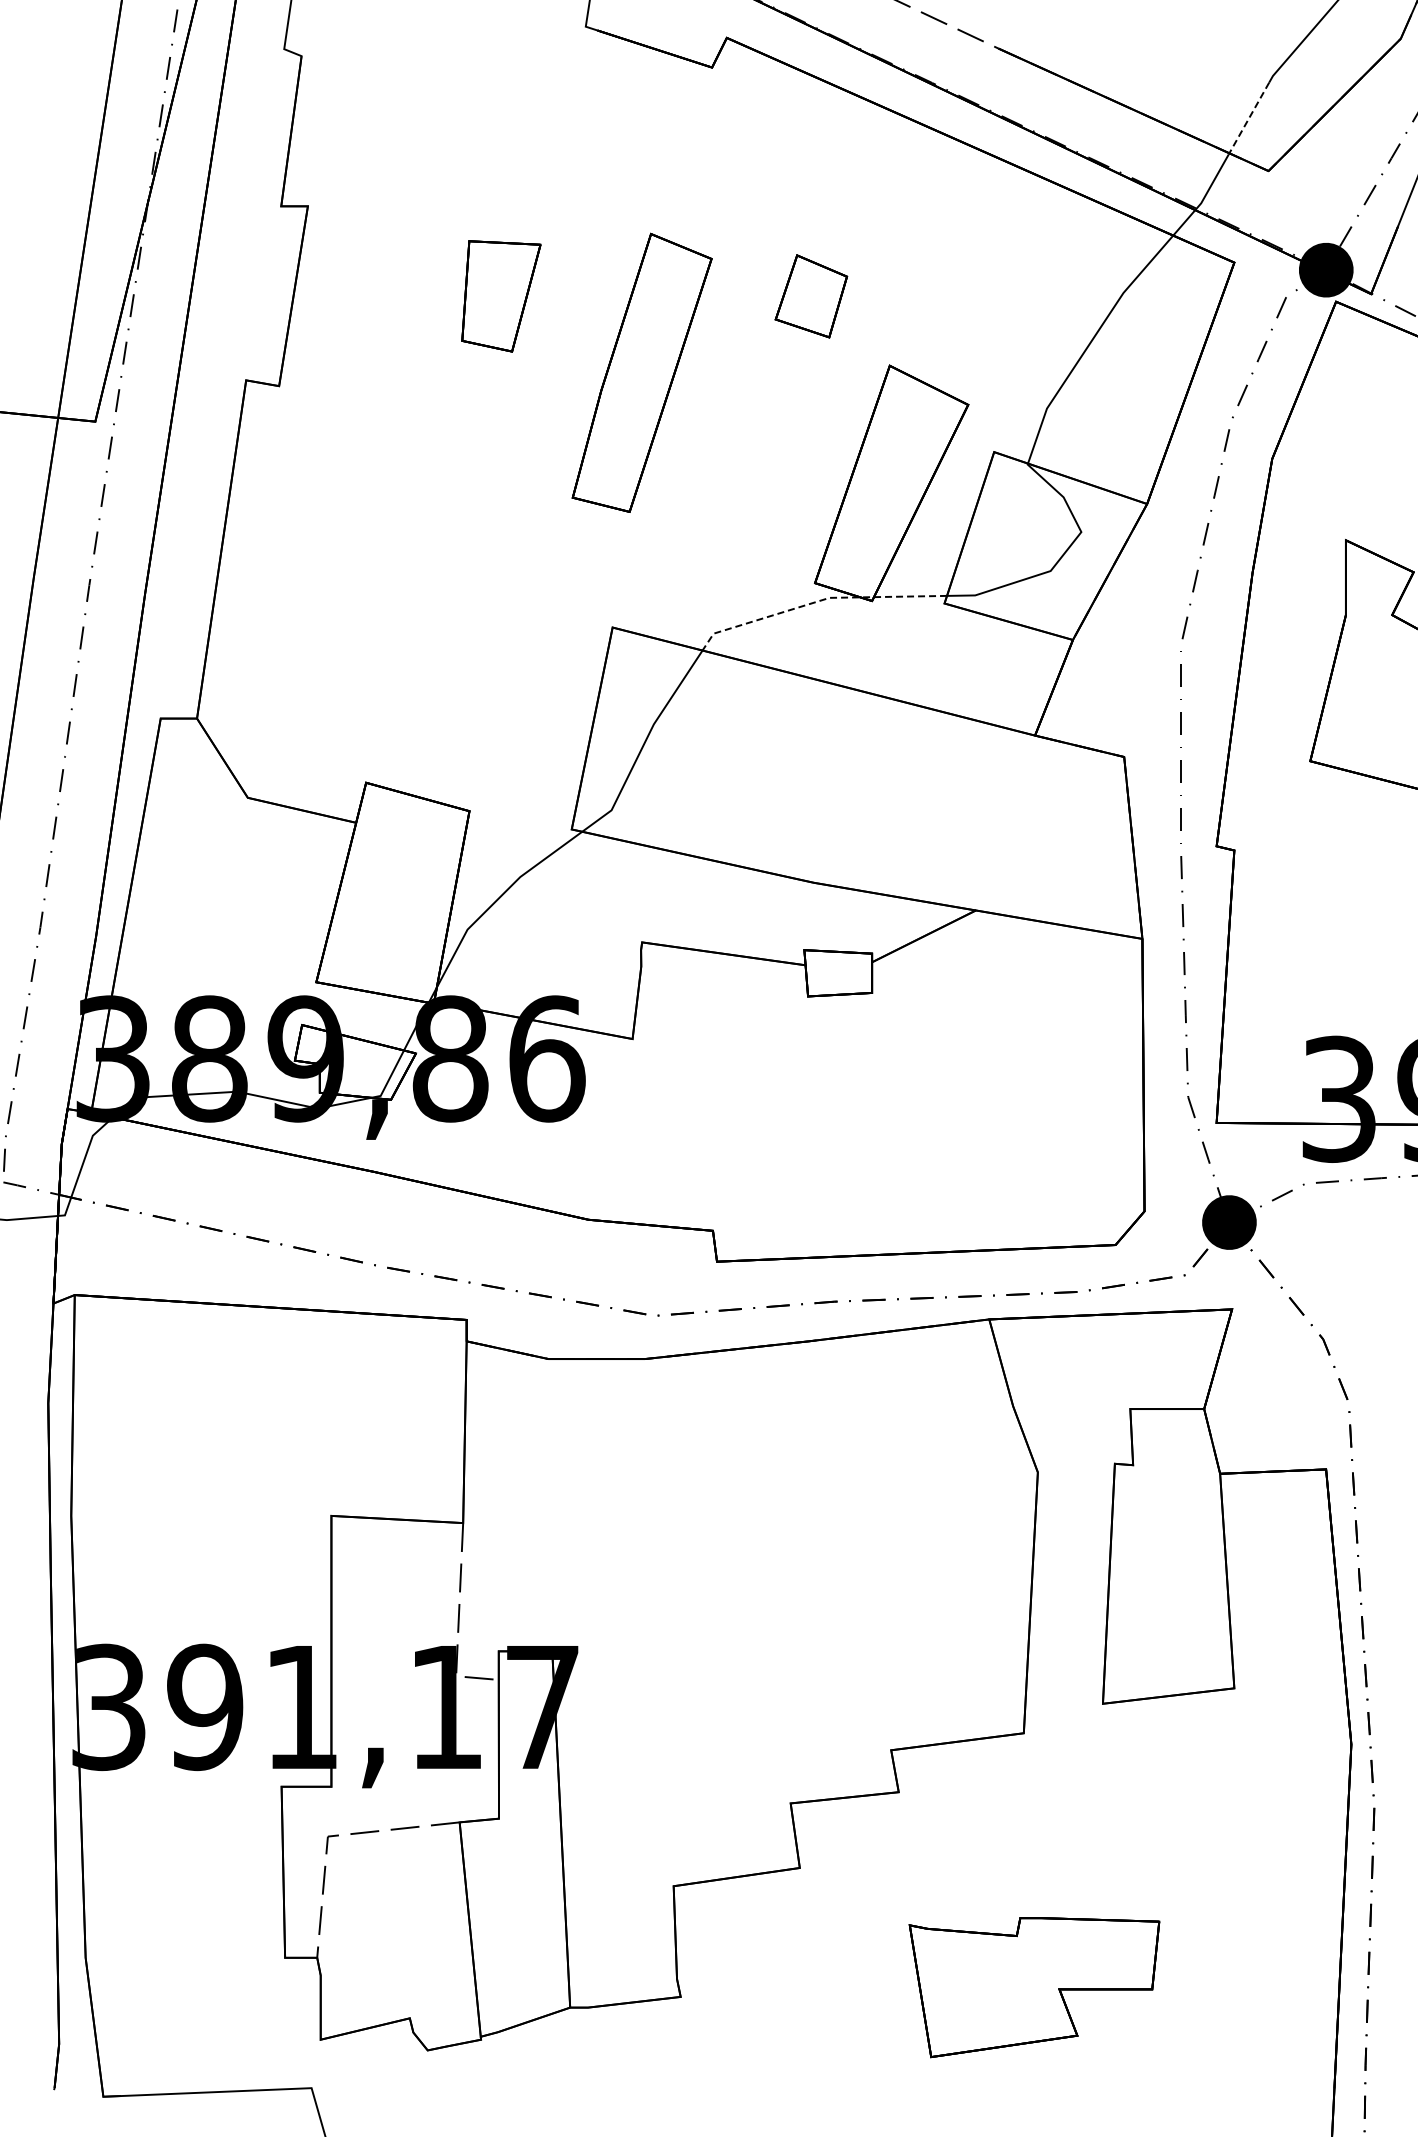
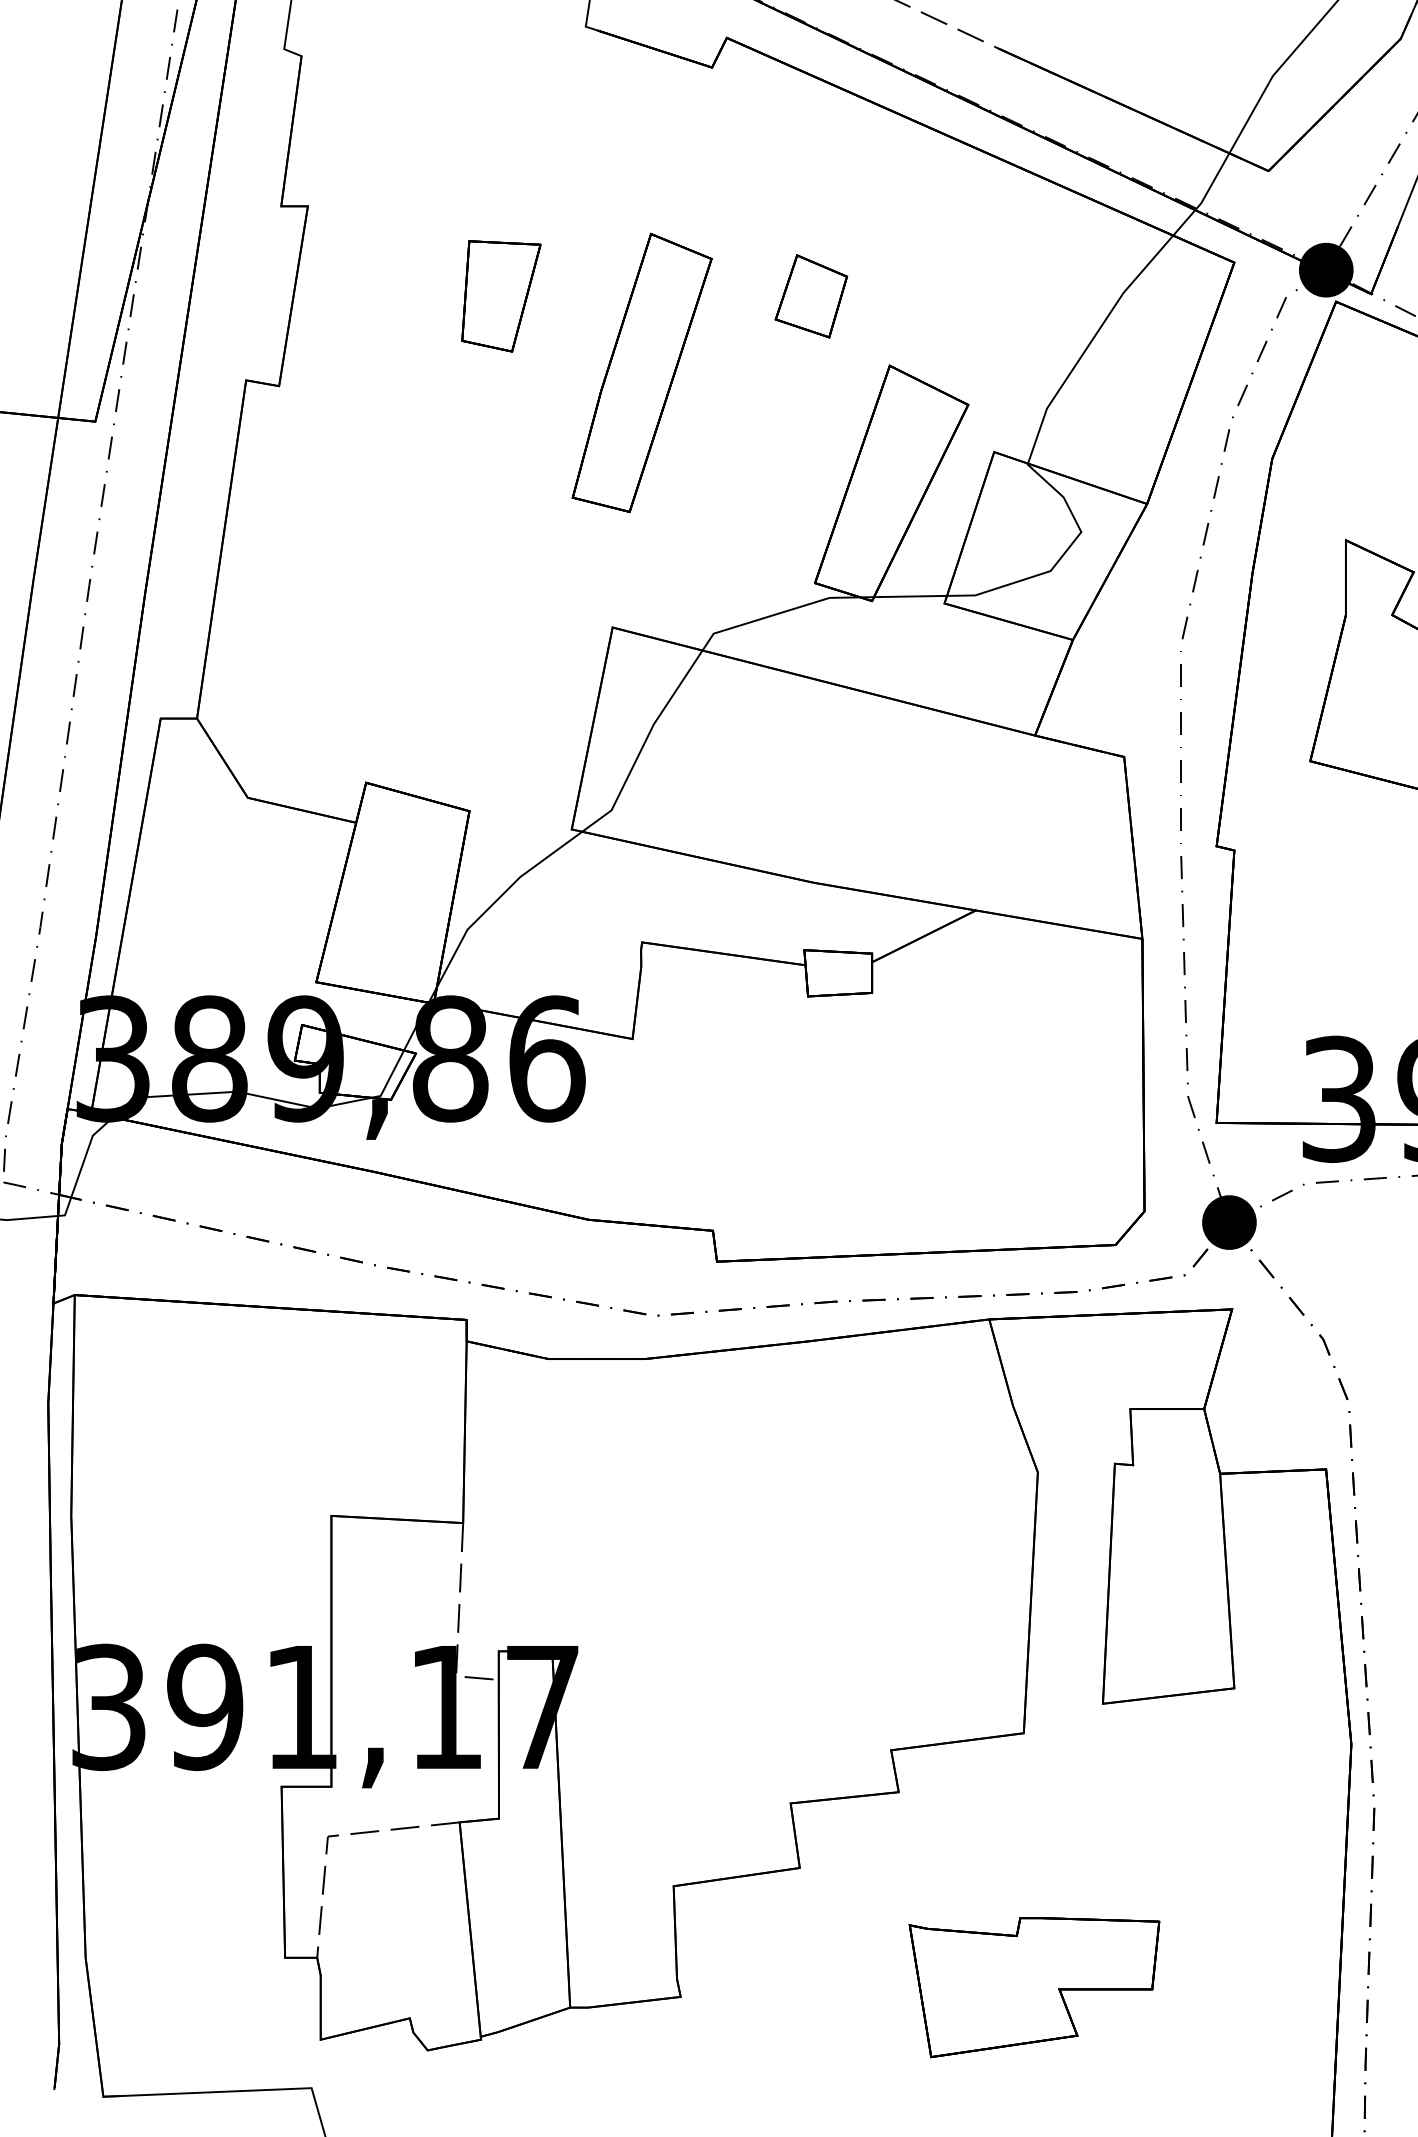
line: dashed -> solid (1248, 119)
line: dashed -> solid (817, 601)
